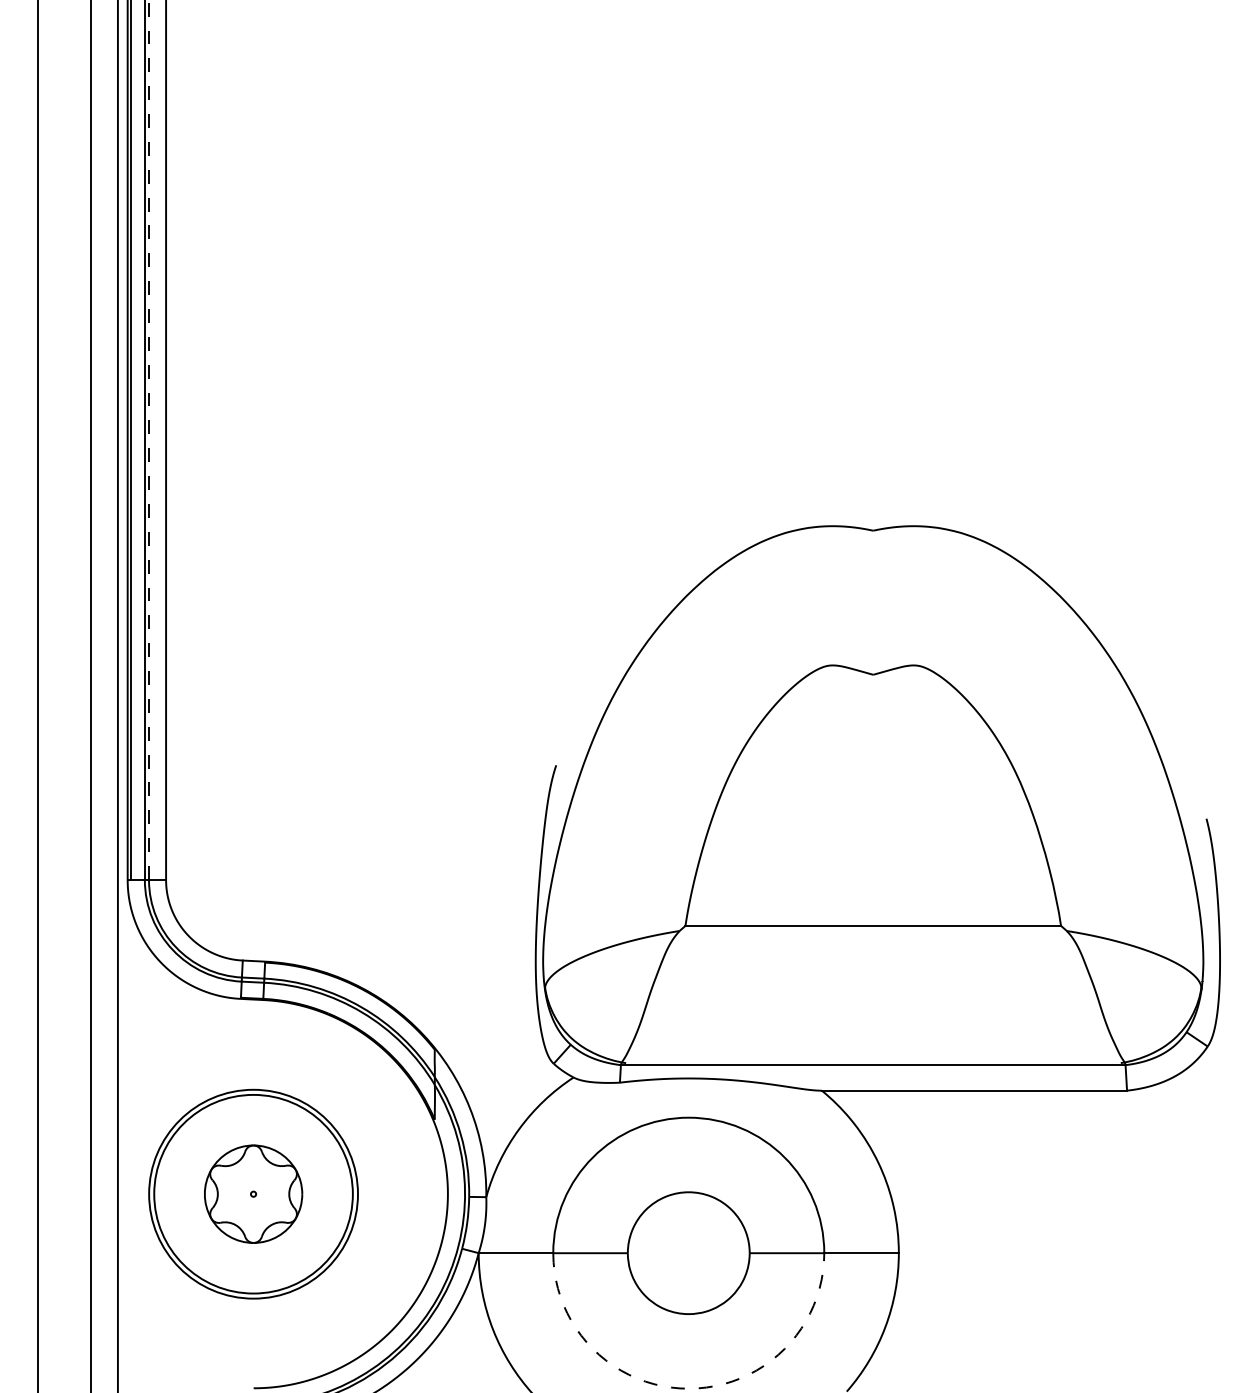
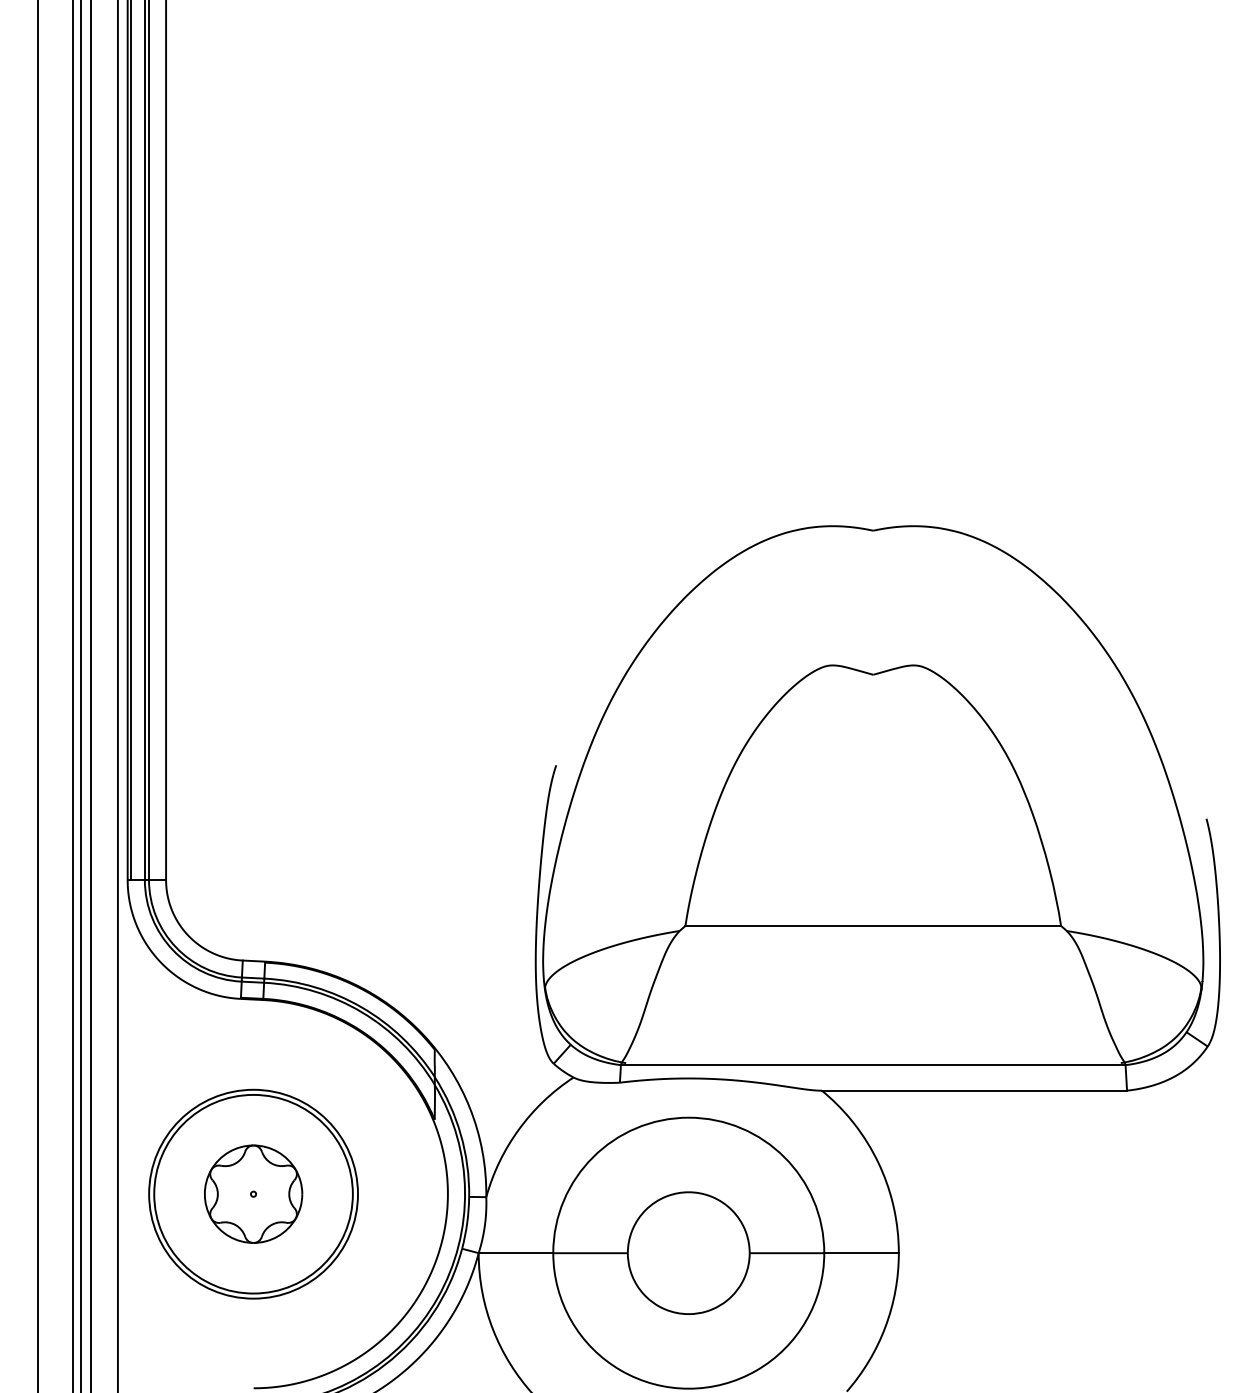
line: dashed -> solid (149, 440)
line: none -> present (72, 695)
line: none -> present (81, 695)
arc: dashed -> solid (688, 1388)
